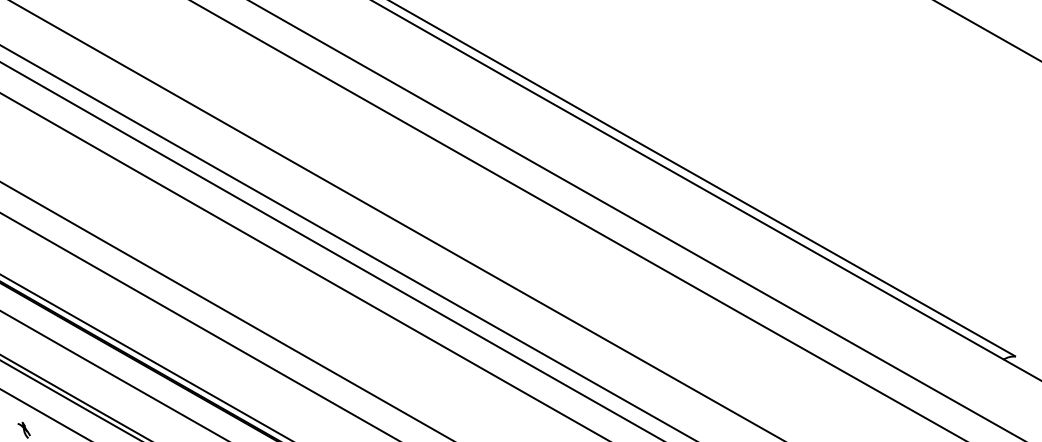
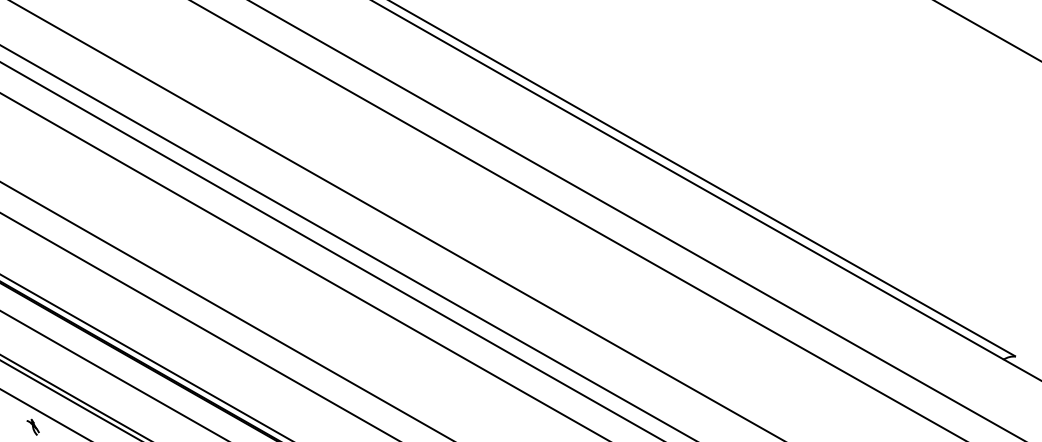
part position: (23, 429) -> (32, 426) (32, 426)
